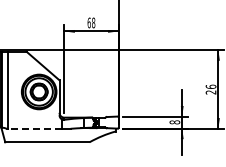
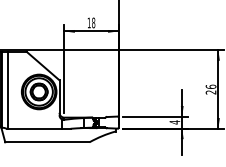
text: 68 -> 18 (88, 22)
text: 8 -> 4 (174, 122)
line: dashed -> solid (35, 128)
